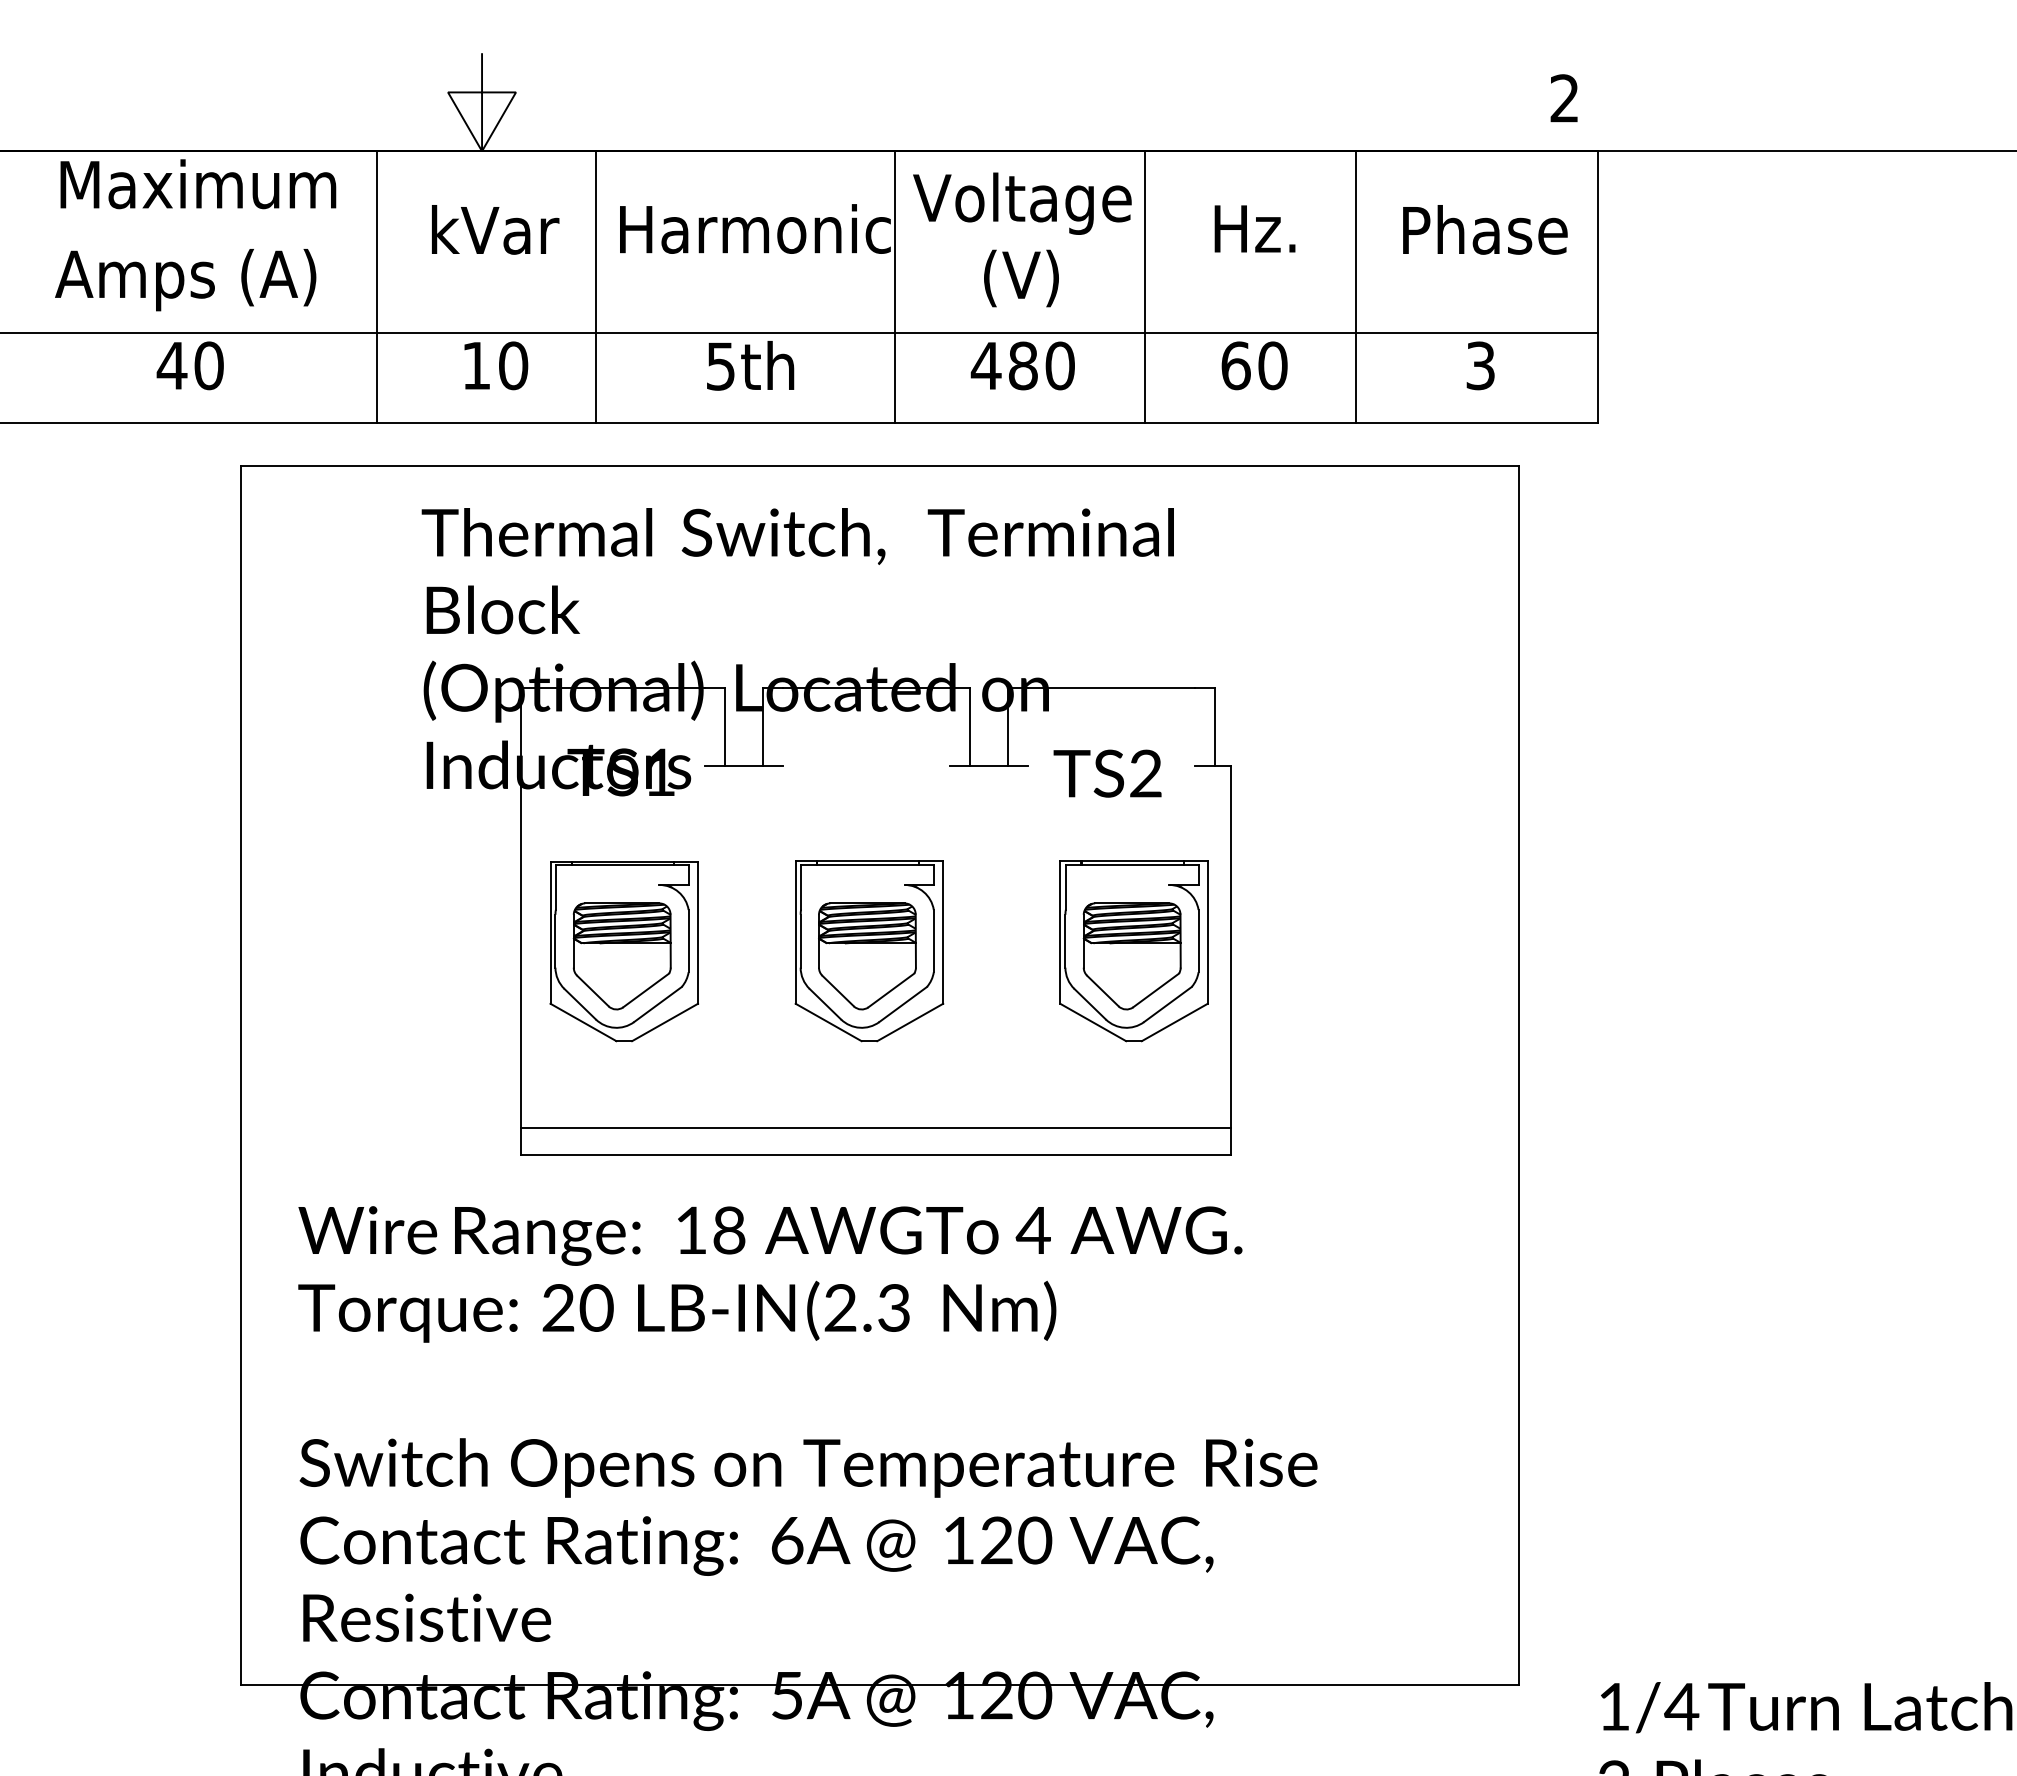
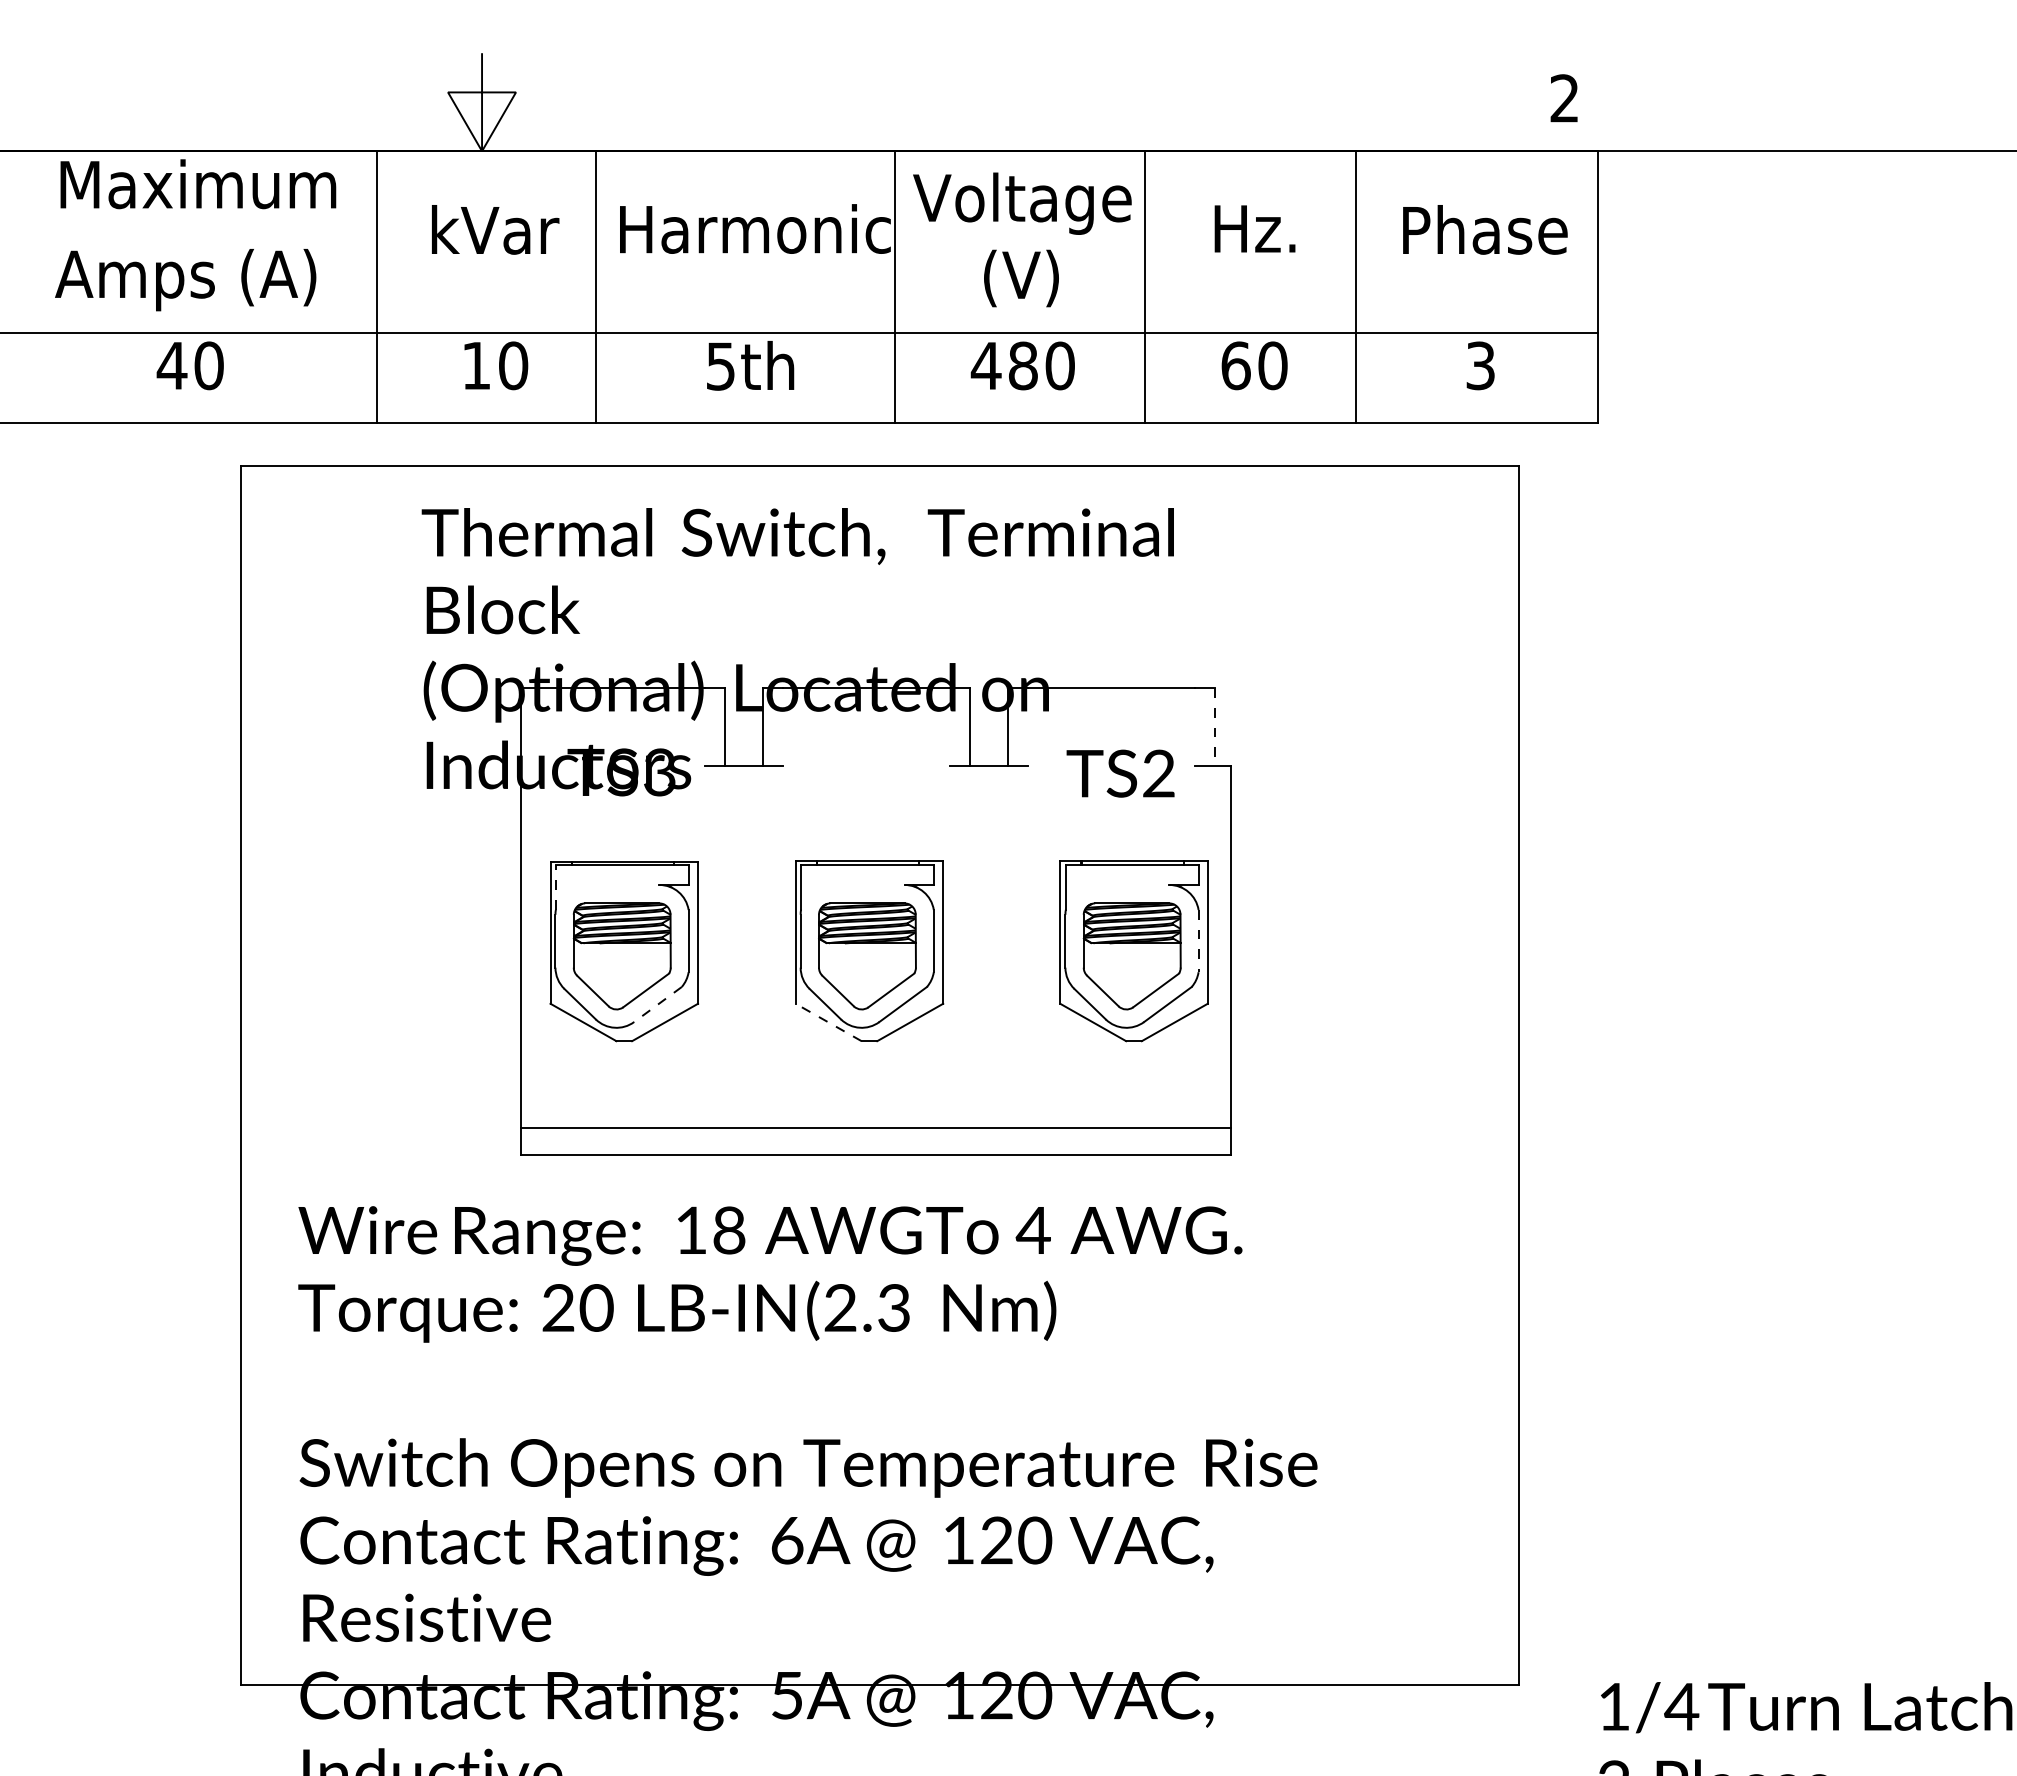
line: solid -> dashed (1214, 727)
text: TS1 -> TS3 (659, 772)
text position: (1107, 773) -> (1120, 773) (1120, 773)
line: solid -> dashed (555, 886)
line: solid -> dashed (1198, 941)
line: solid -> dashed (657, 1004)
line: solid -> dashed (828, 1022)
